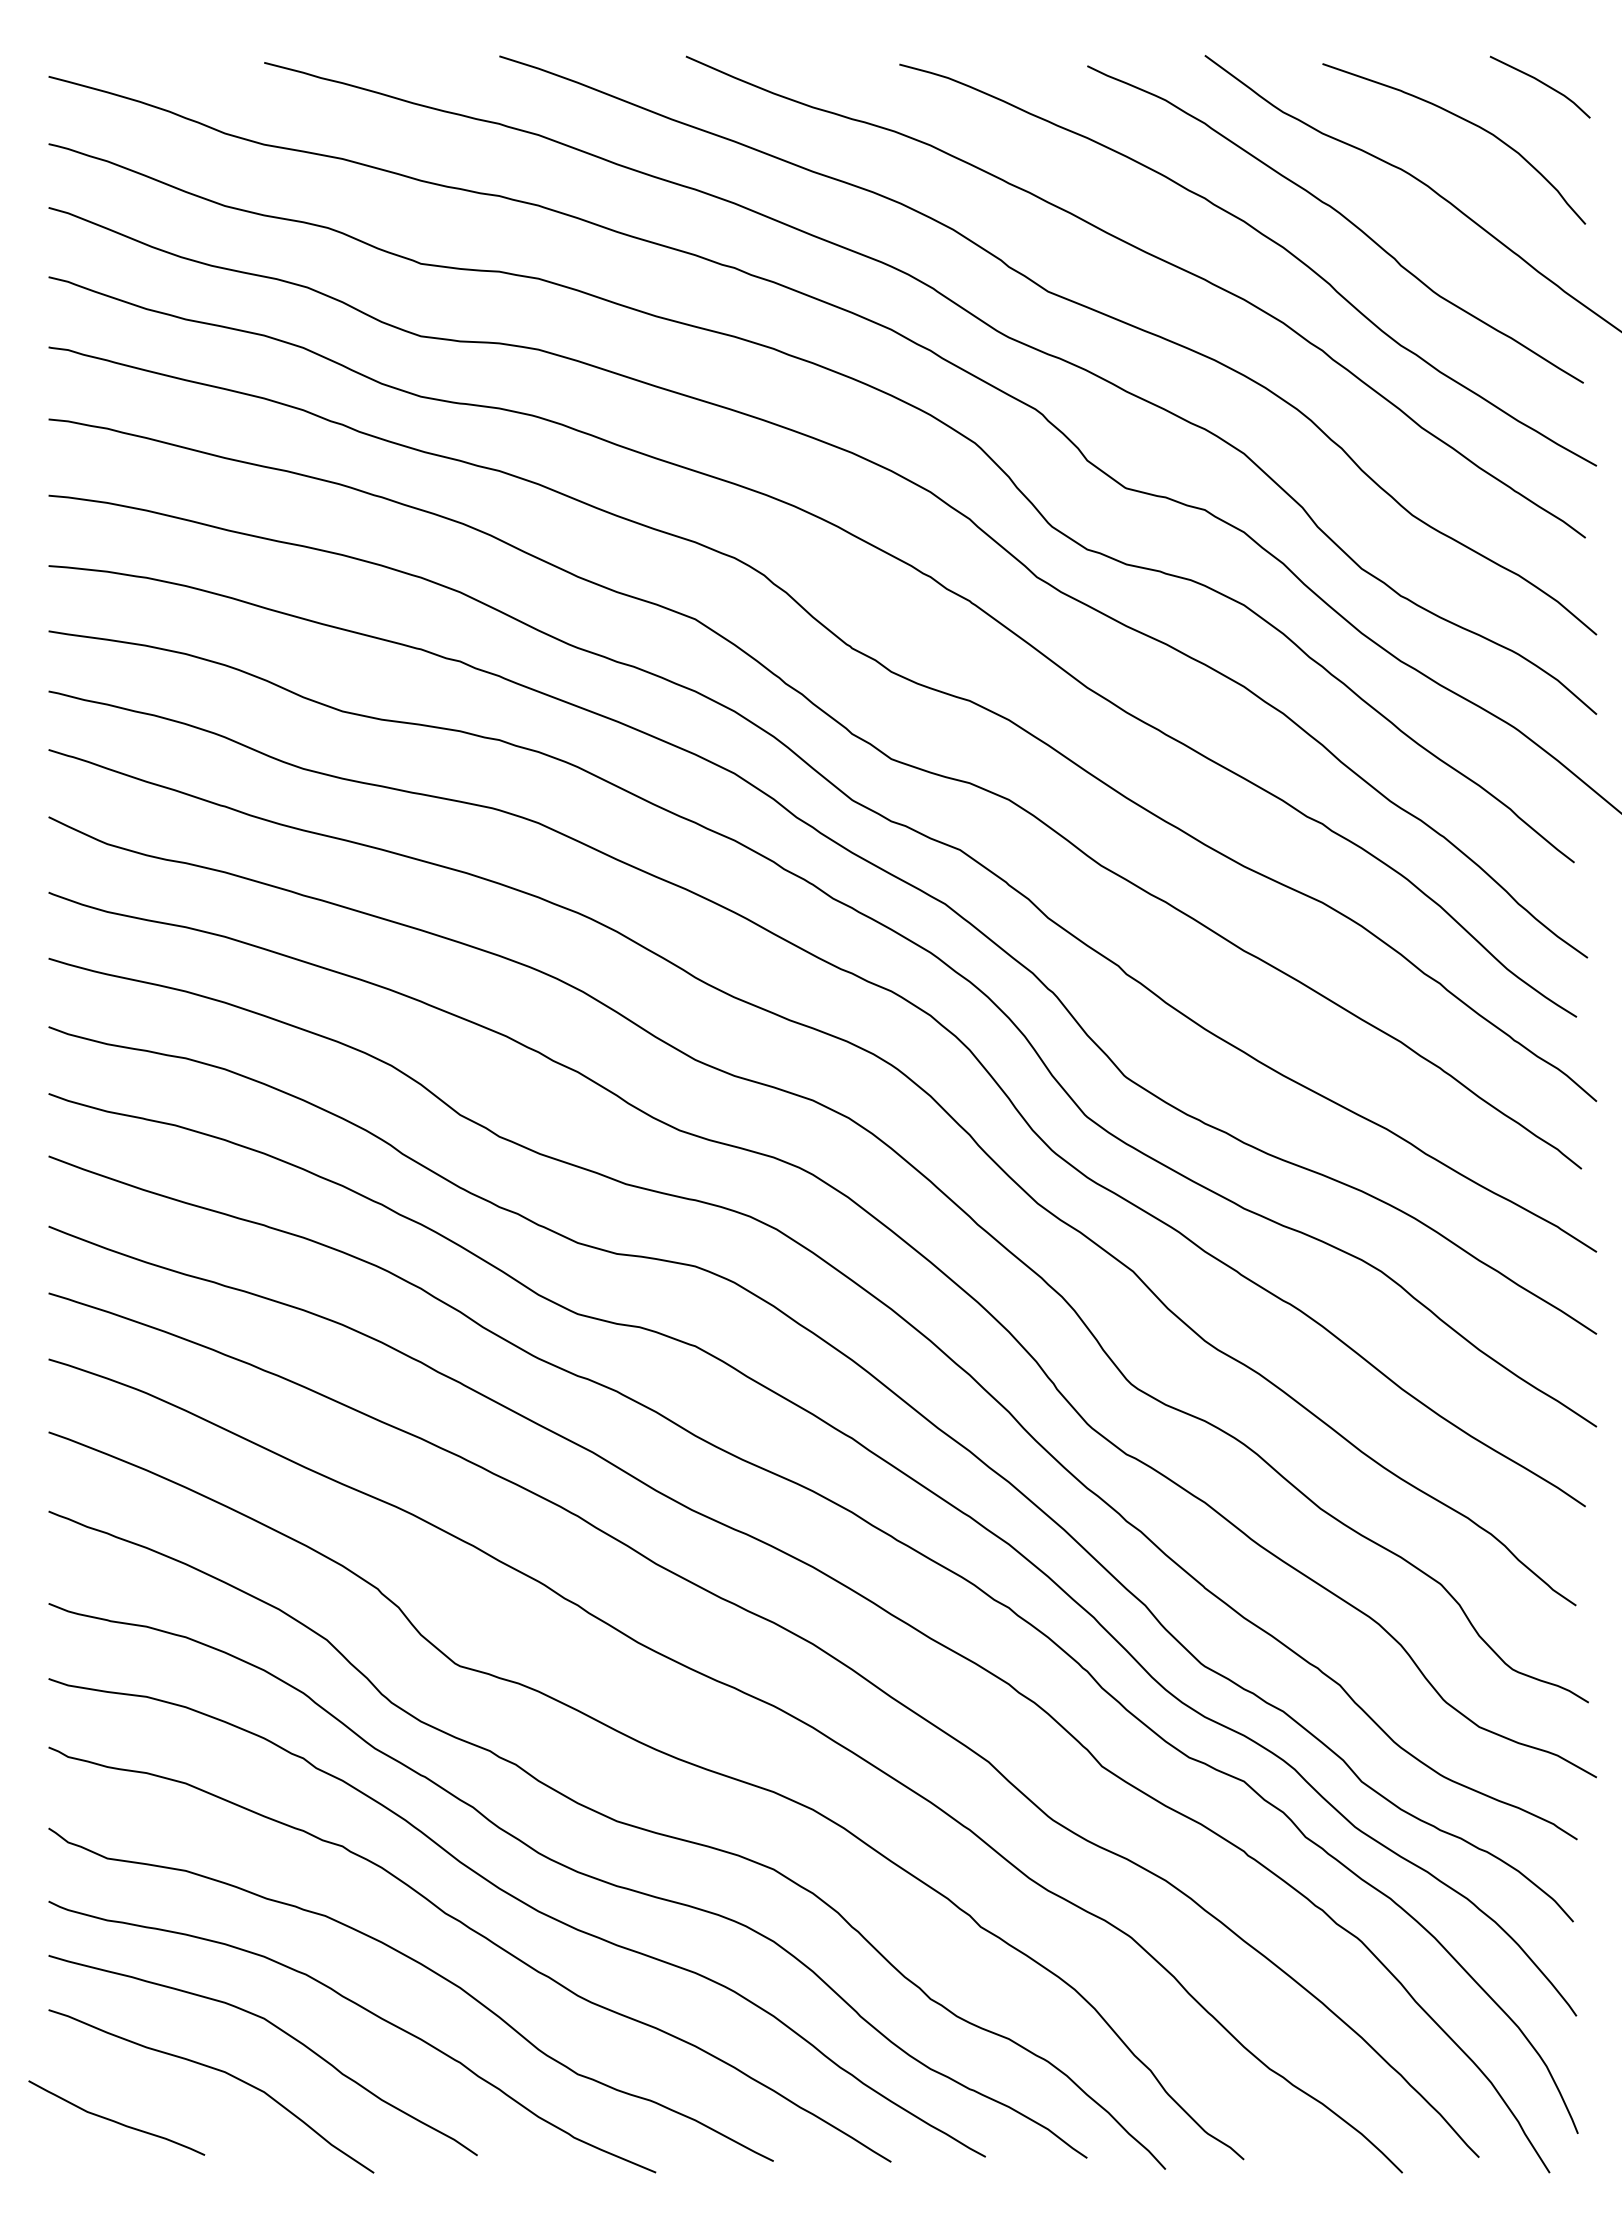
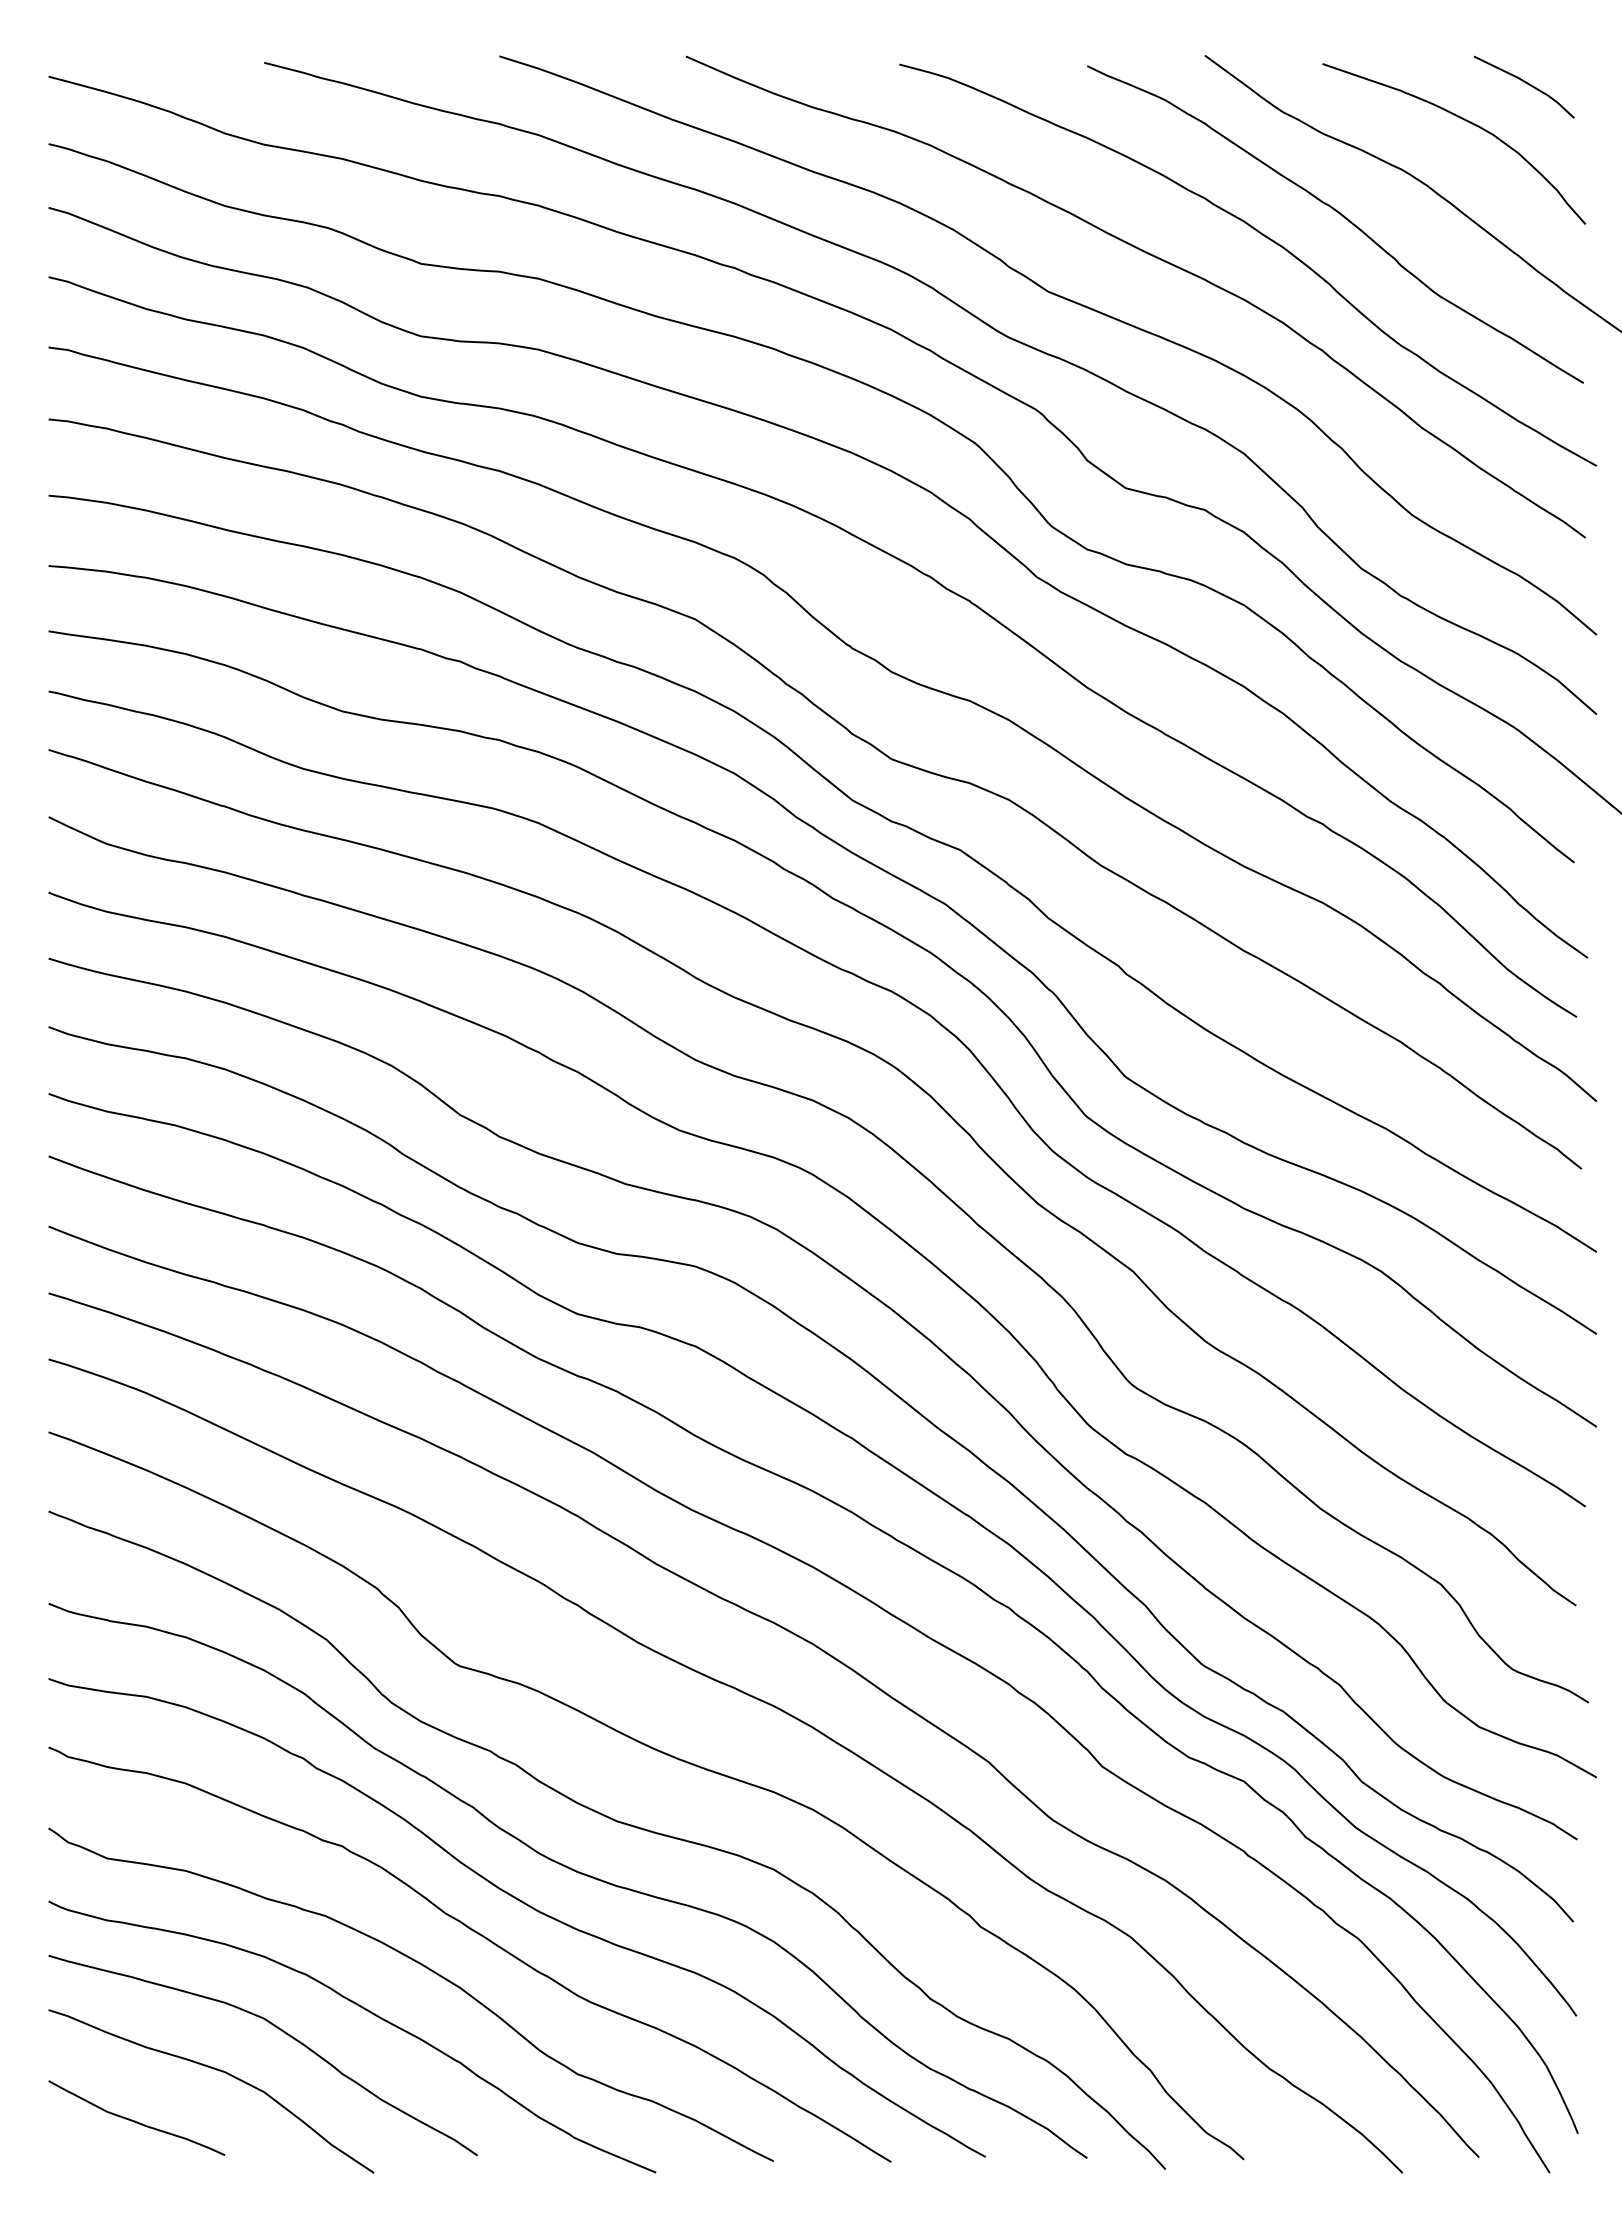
line position: (1541, 83) -> (1525, 83) (1525, 83)
curve position: (115, 2120) -> (135, 2120) (135, 2120)
